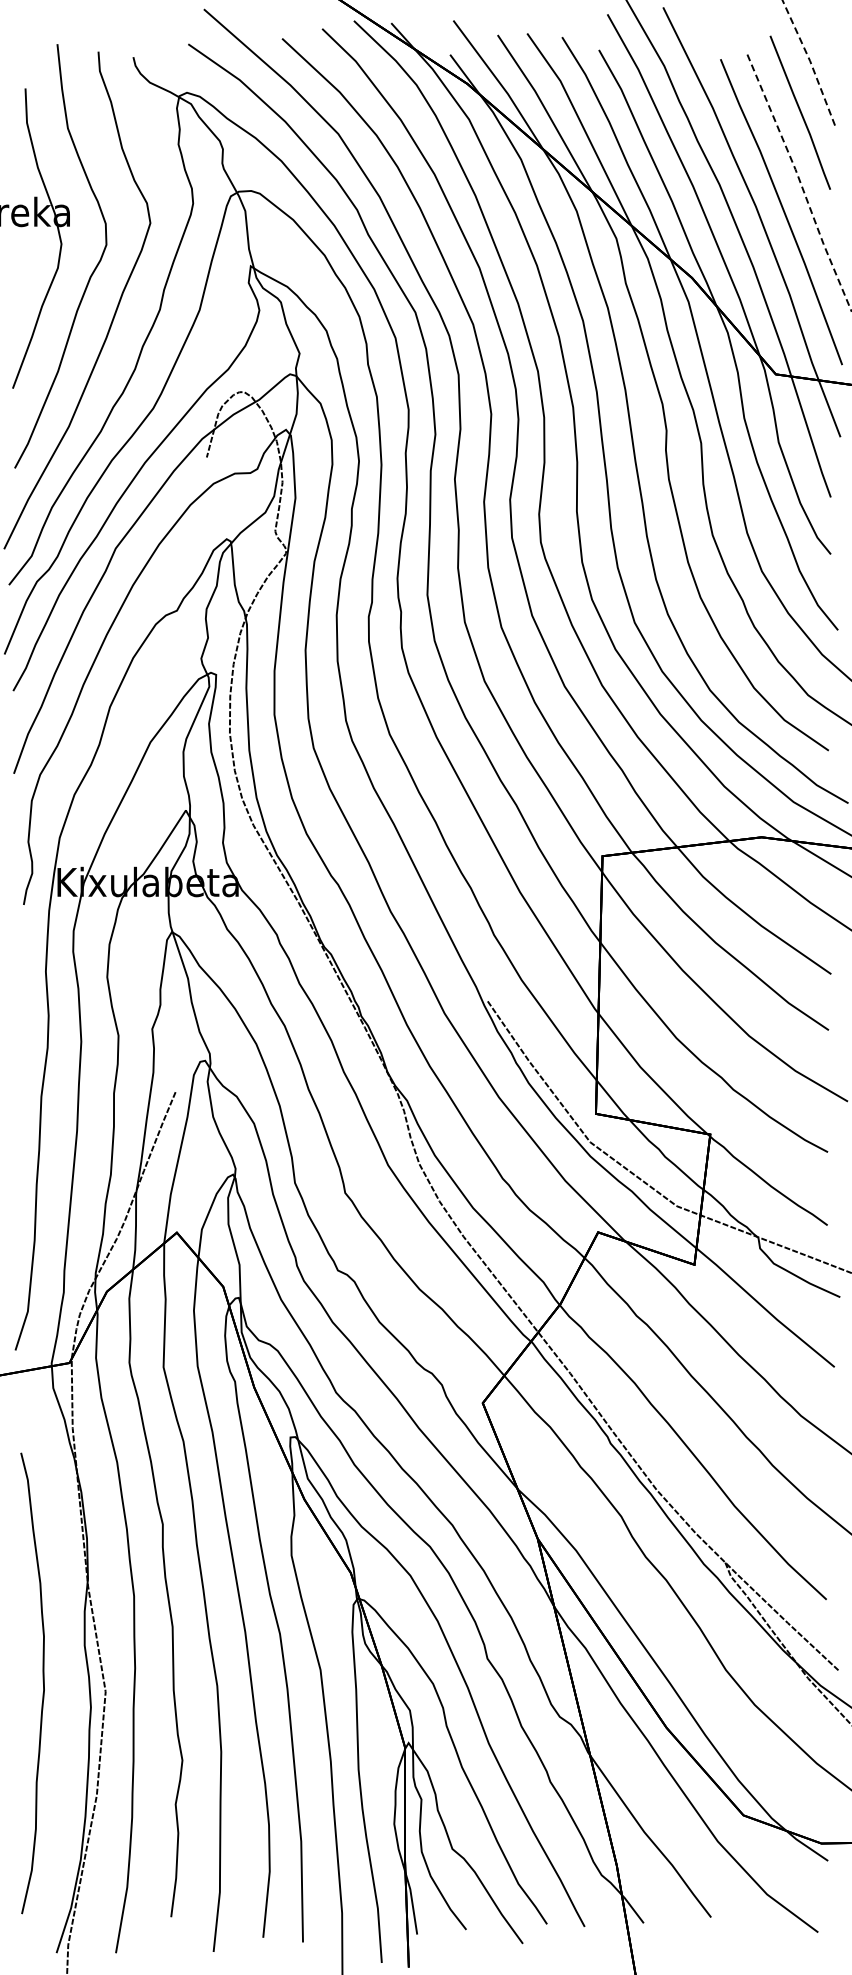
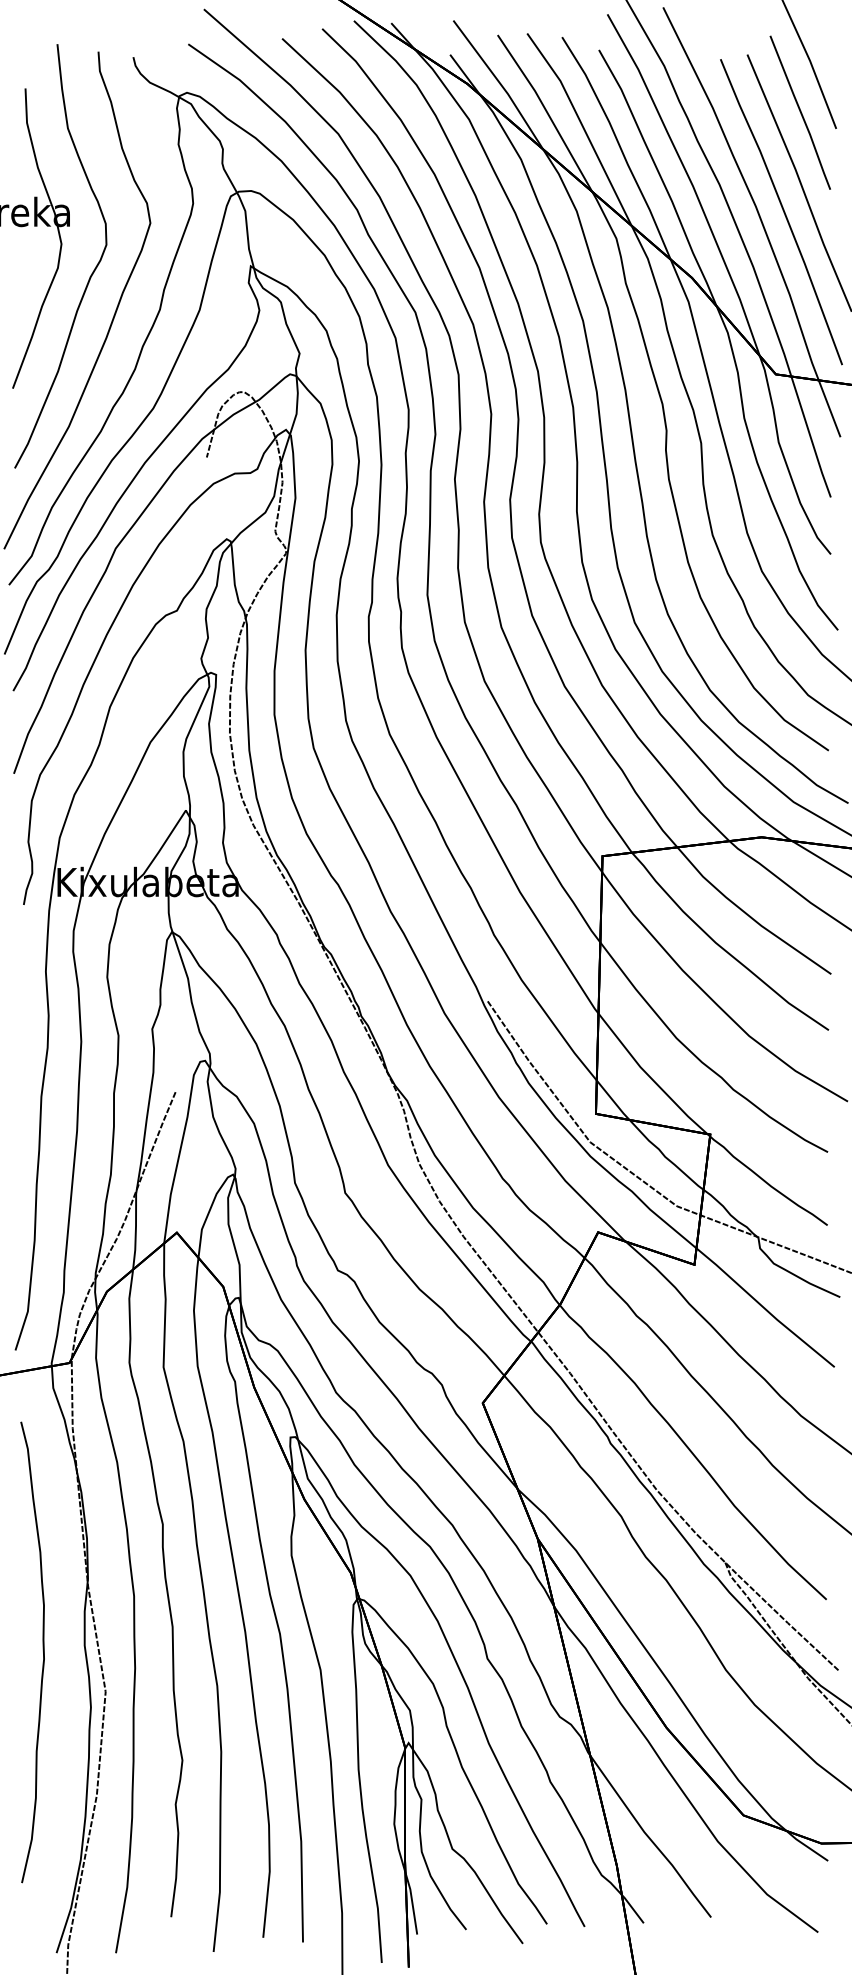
line: dashed -> solid (811, 63)
line: dashed -> solid (800, 183)
curve position: (42, 1681) -> (42, 1650) (42, 1650)
